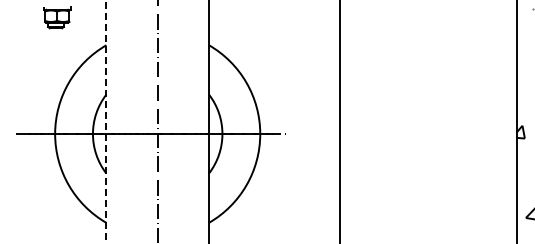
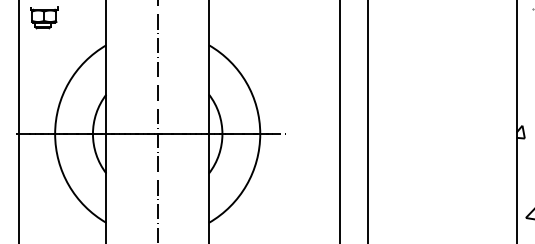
part position: (57, 17) -> (44, 17) (44, 17)
line: none -> present (18, 121)
line: none -> present (367, 121)
line: dashed -> solid (106, 122)
